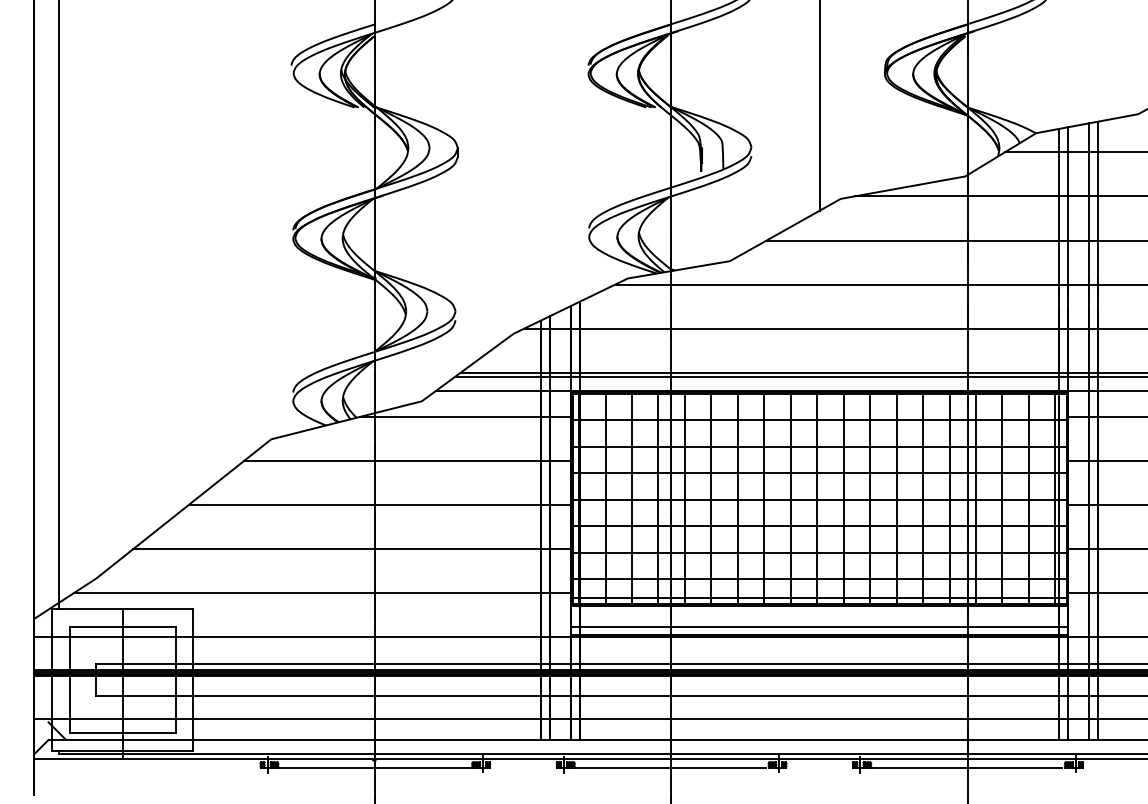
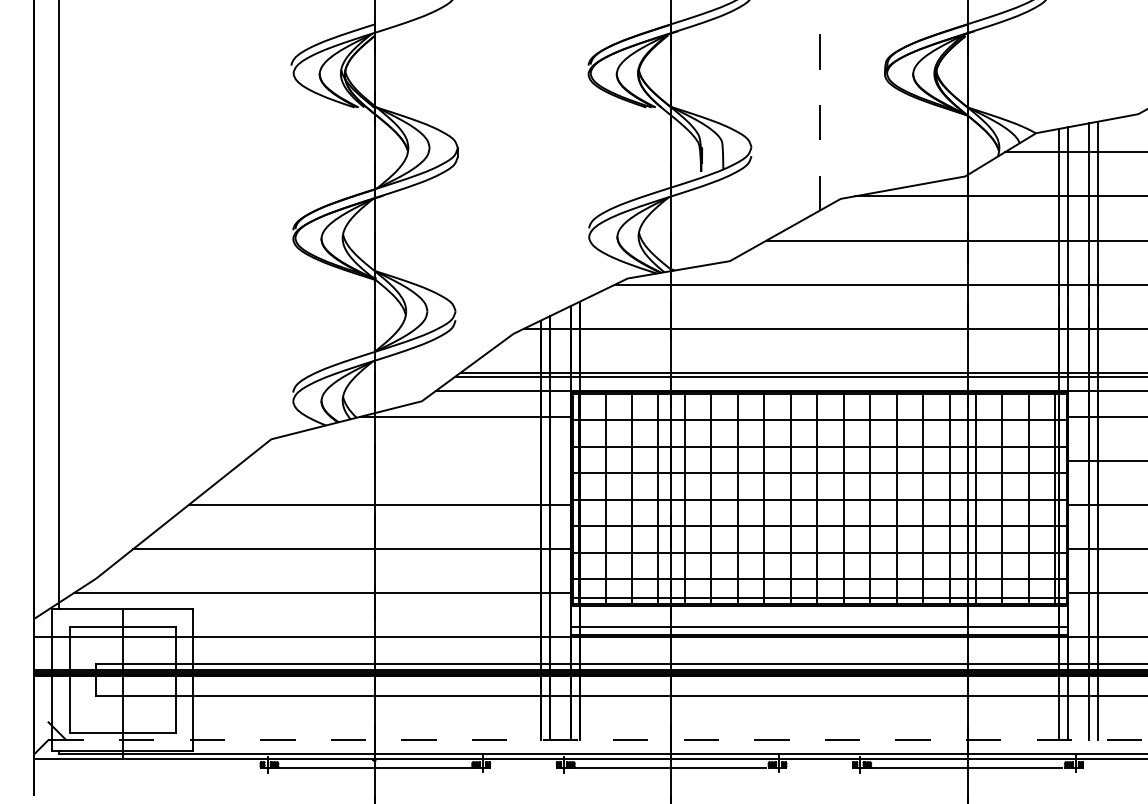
line: solid -> dashed (819, 105)
line: present -> none (407, 461)
line: present -> none (589, 718)
line: solid -> dashed (598, 739)
